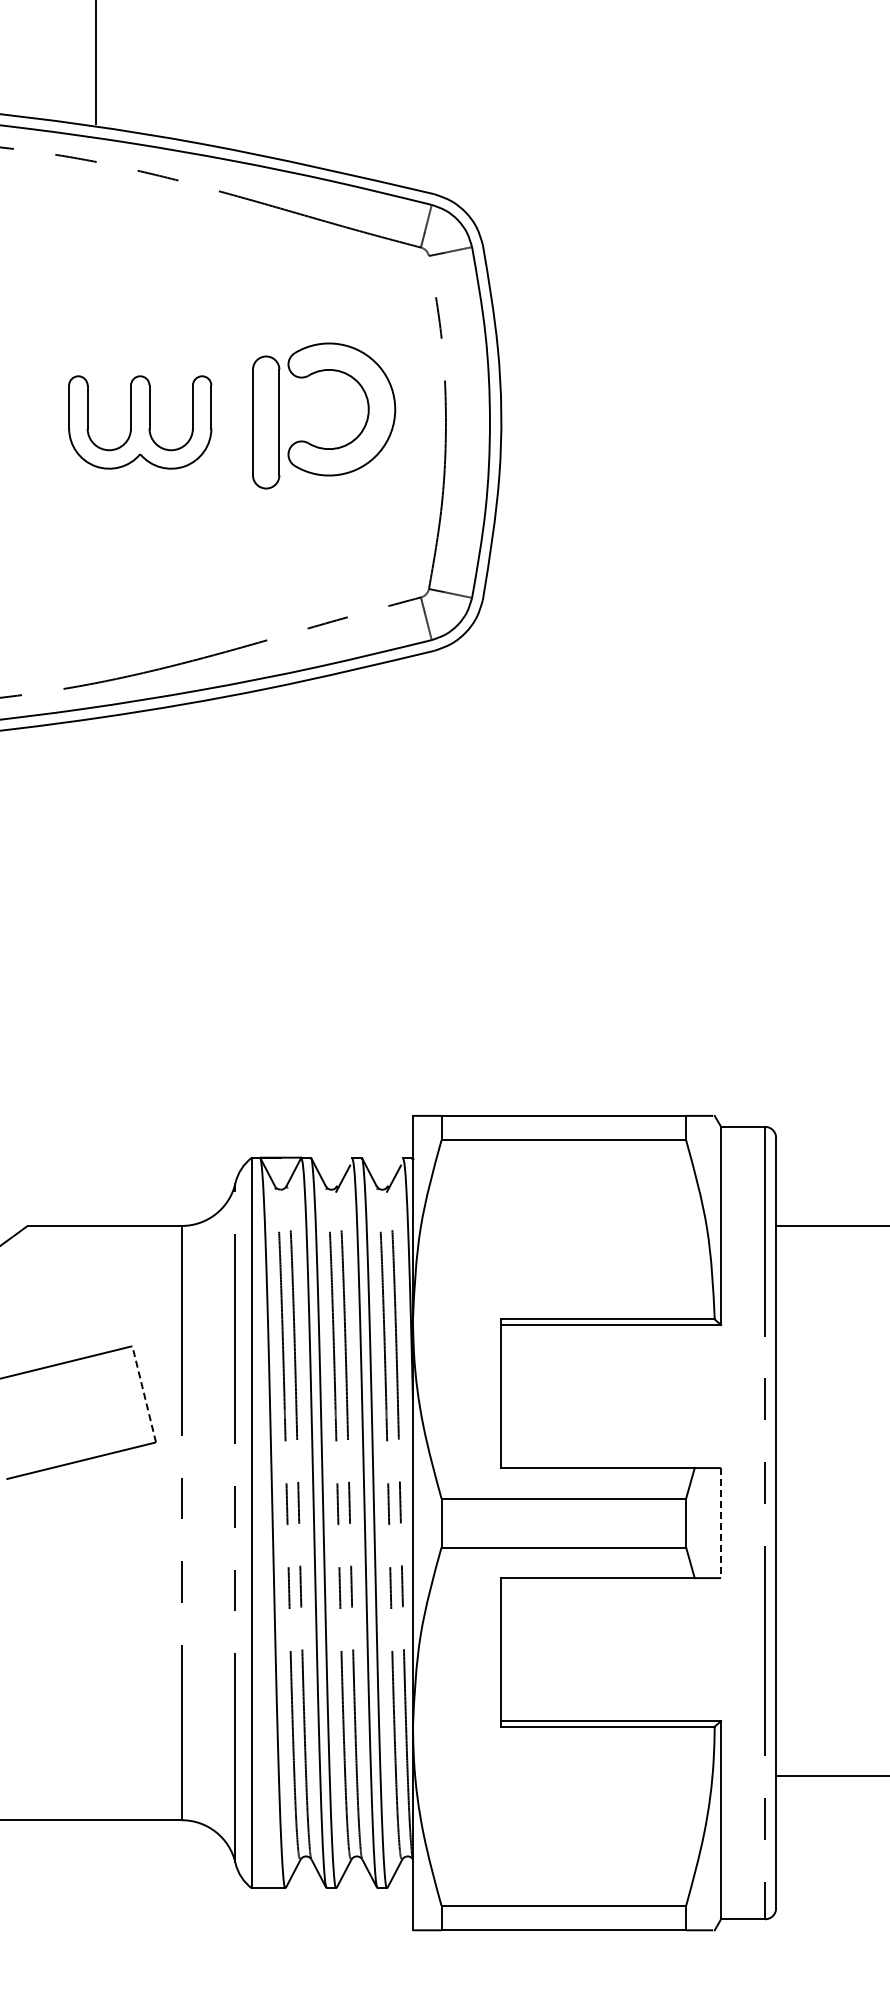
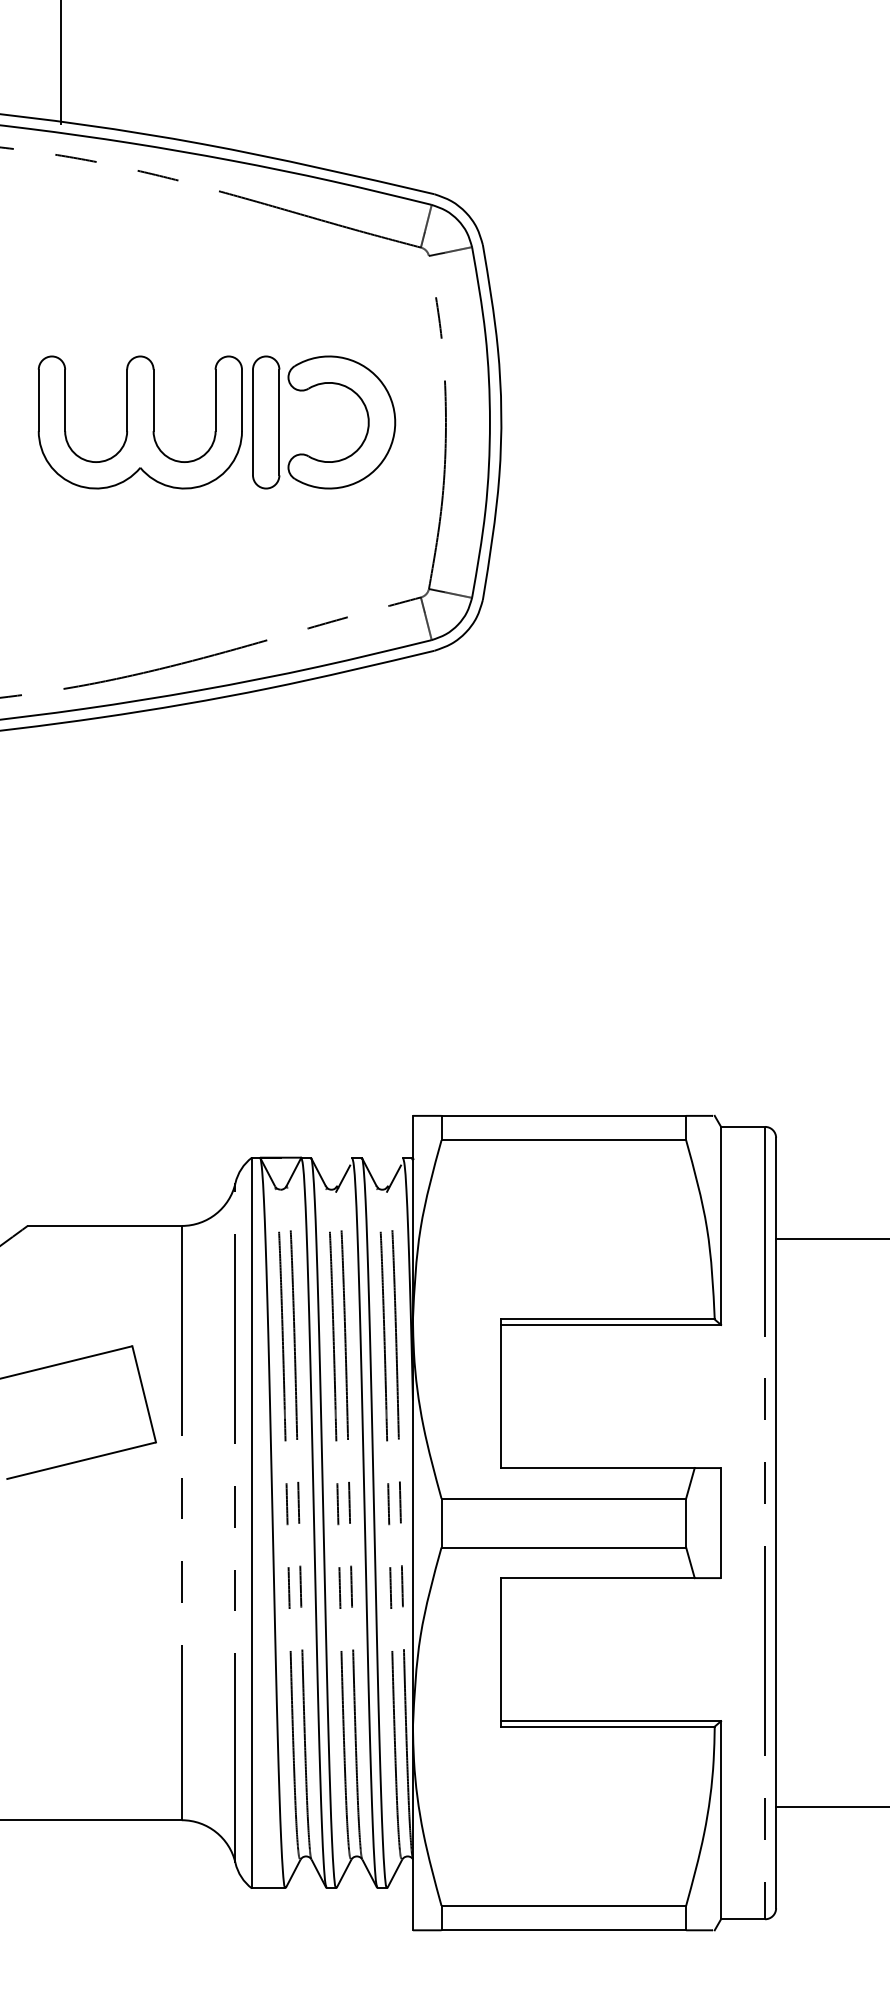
line position: (95, 62) -> (60, 62) (60, 62)
part position: (367, 409) -> (367, 422) (367, 422)
part size: 145x95 px -> 206x135 px (139, 422)
line position: (831, 1226) -> (831, 1239) (831, 1239)
line: dashed -> solid (144, 1394)
line: dashed -> solid (721, 1523)
line position: (831, 1776) -> (831, 1807) (831, 1807)
